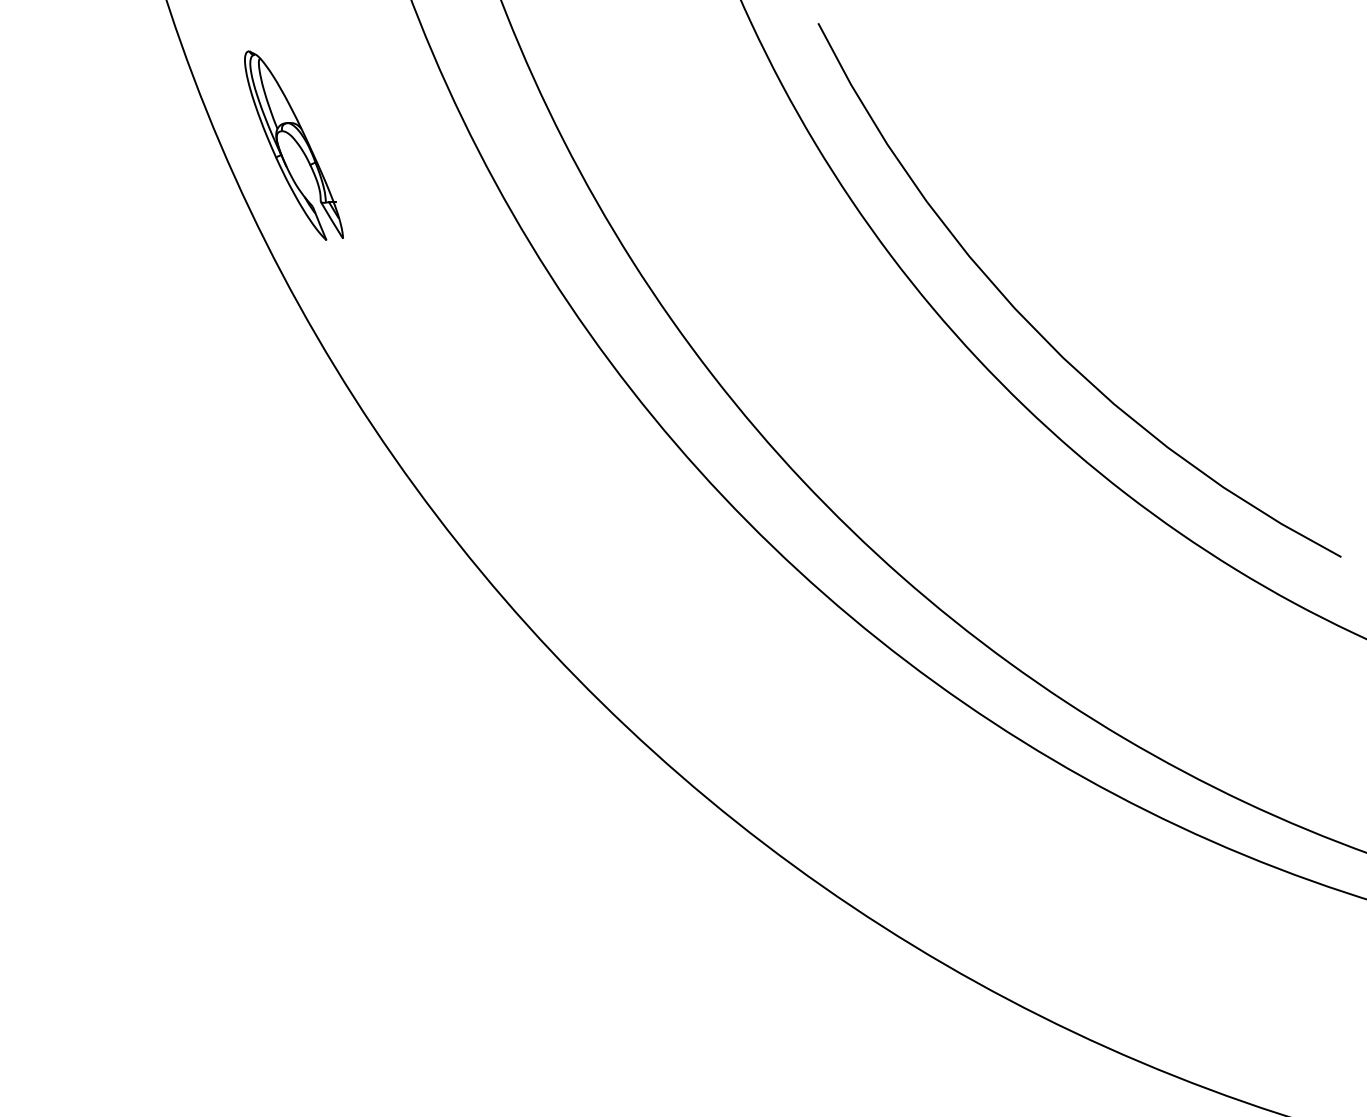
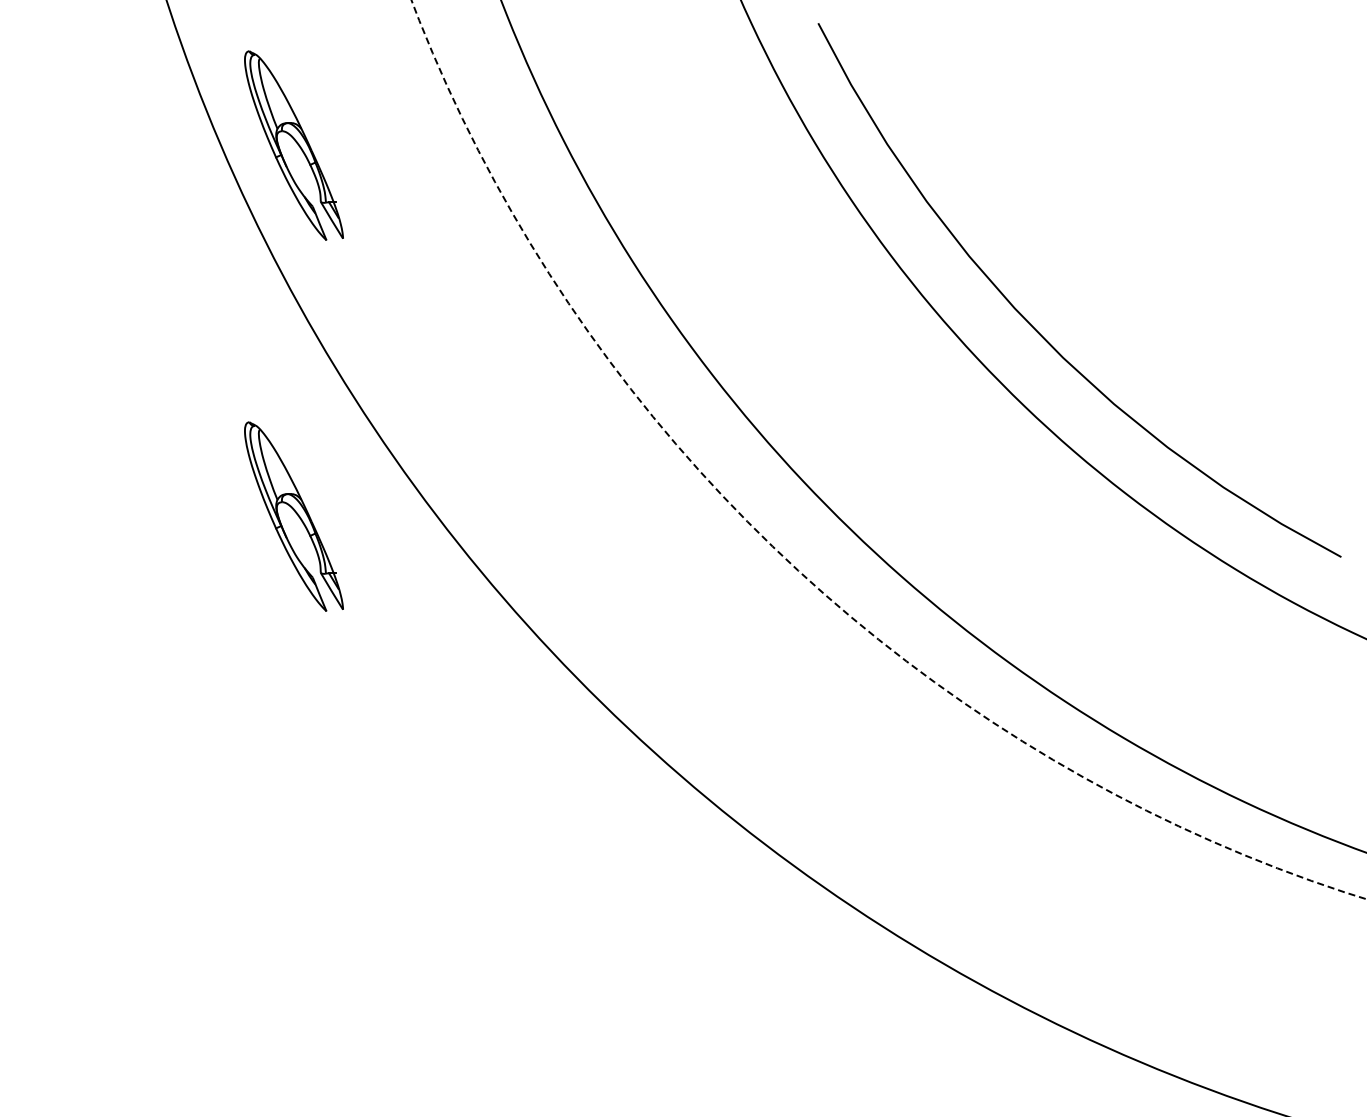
part: none -> present (293, 516)
arc: solid -> dashed (786, 559)
